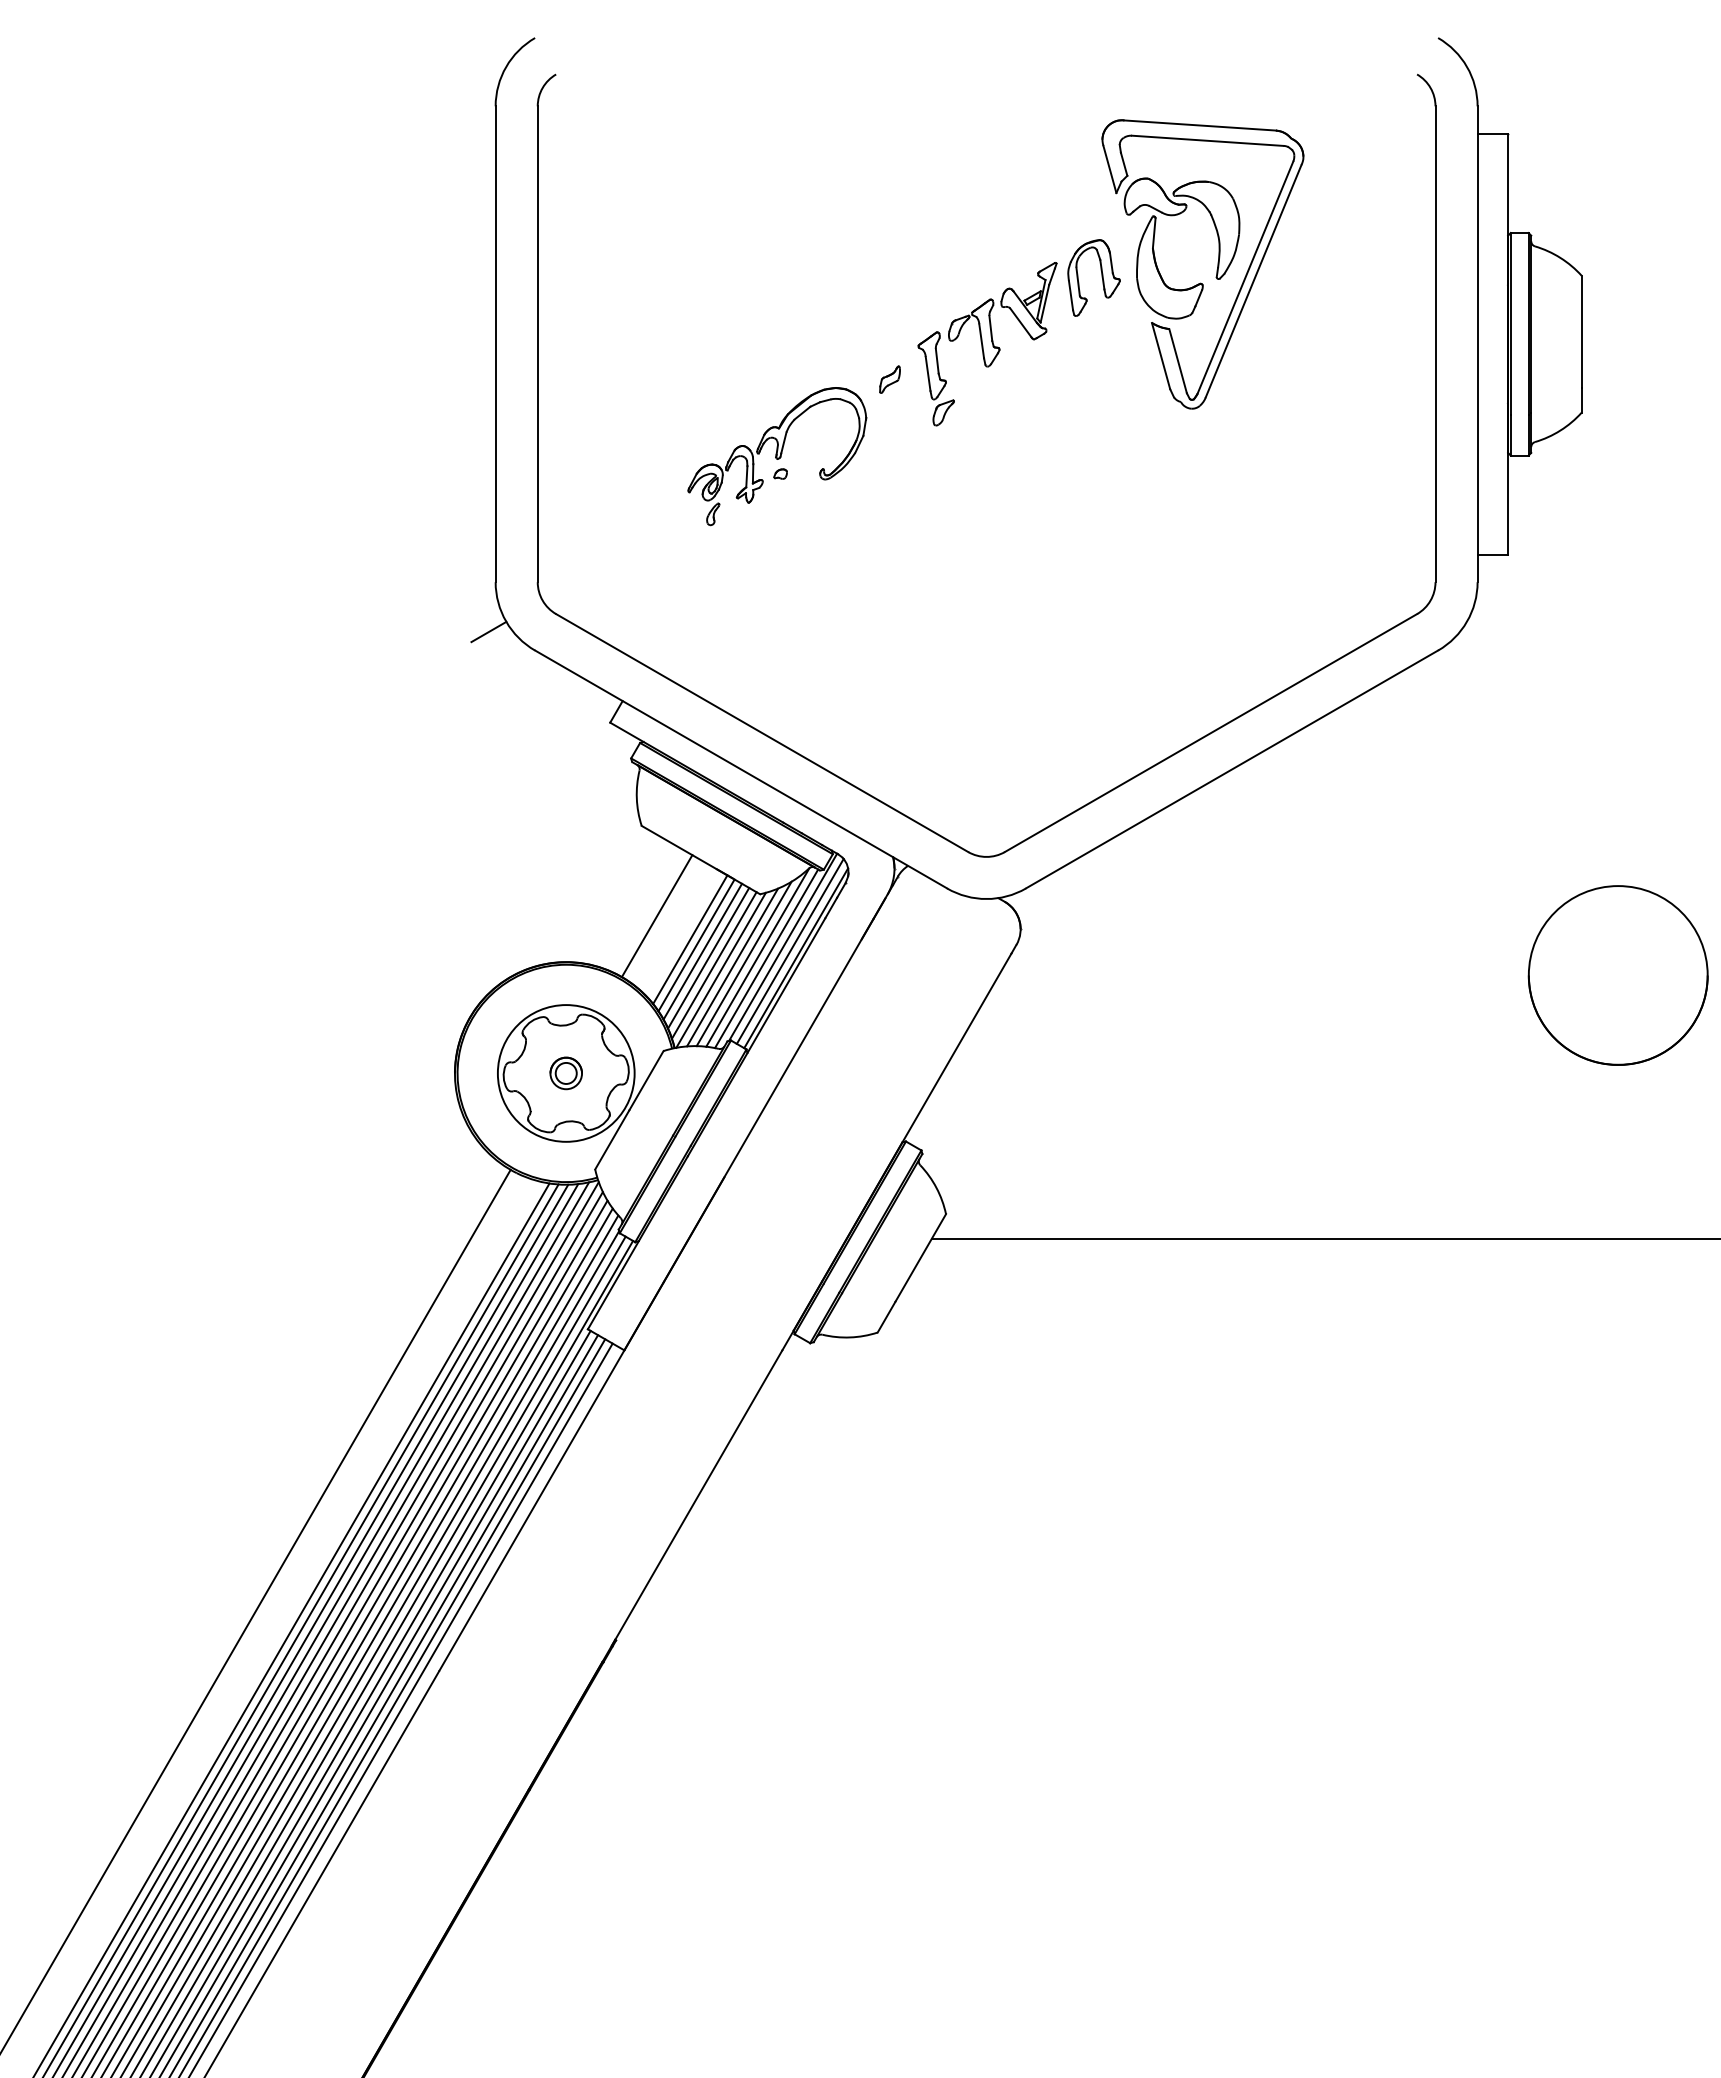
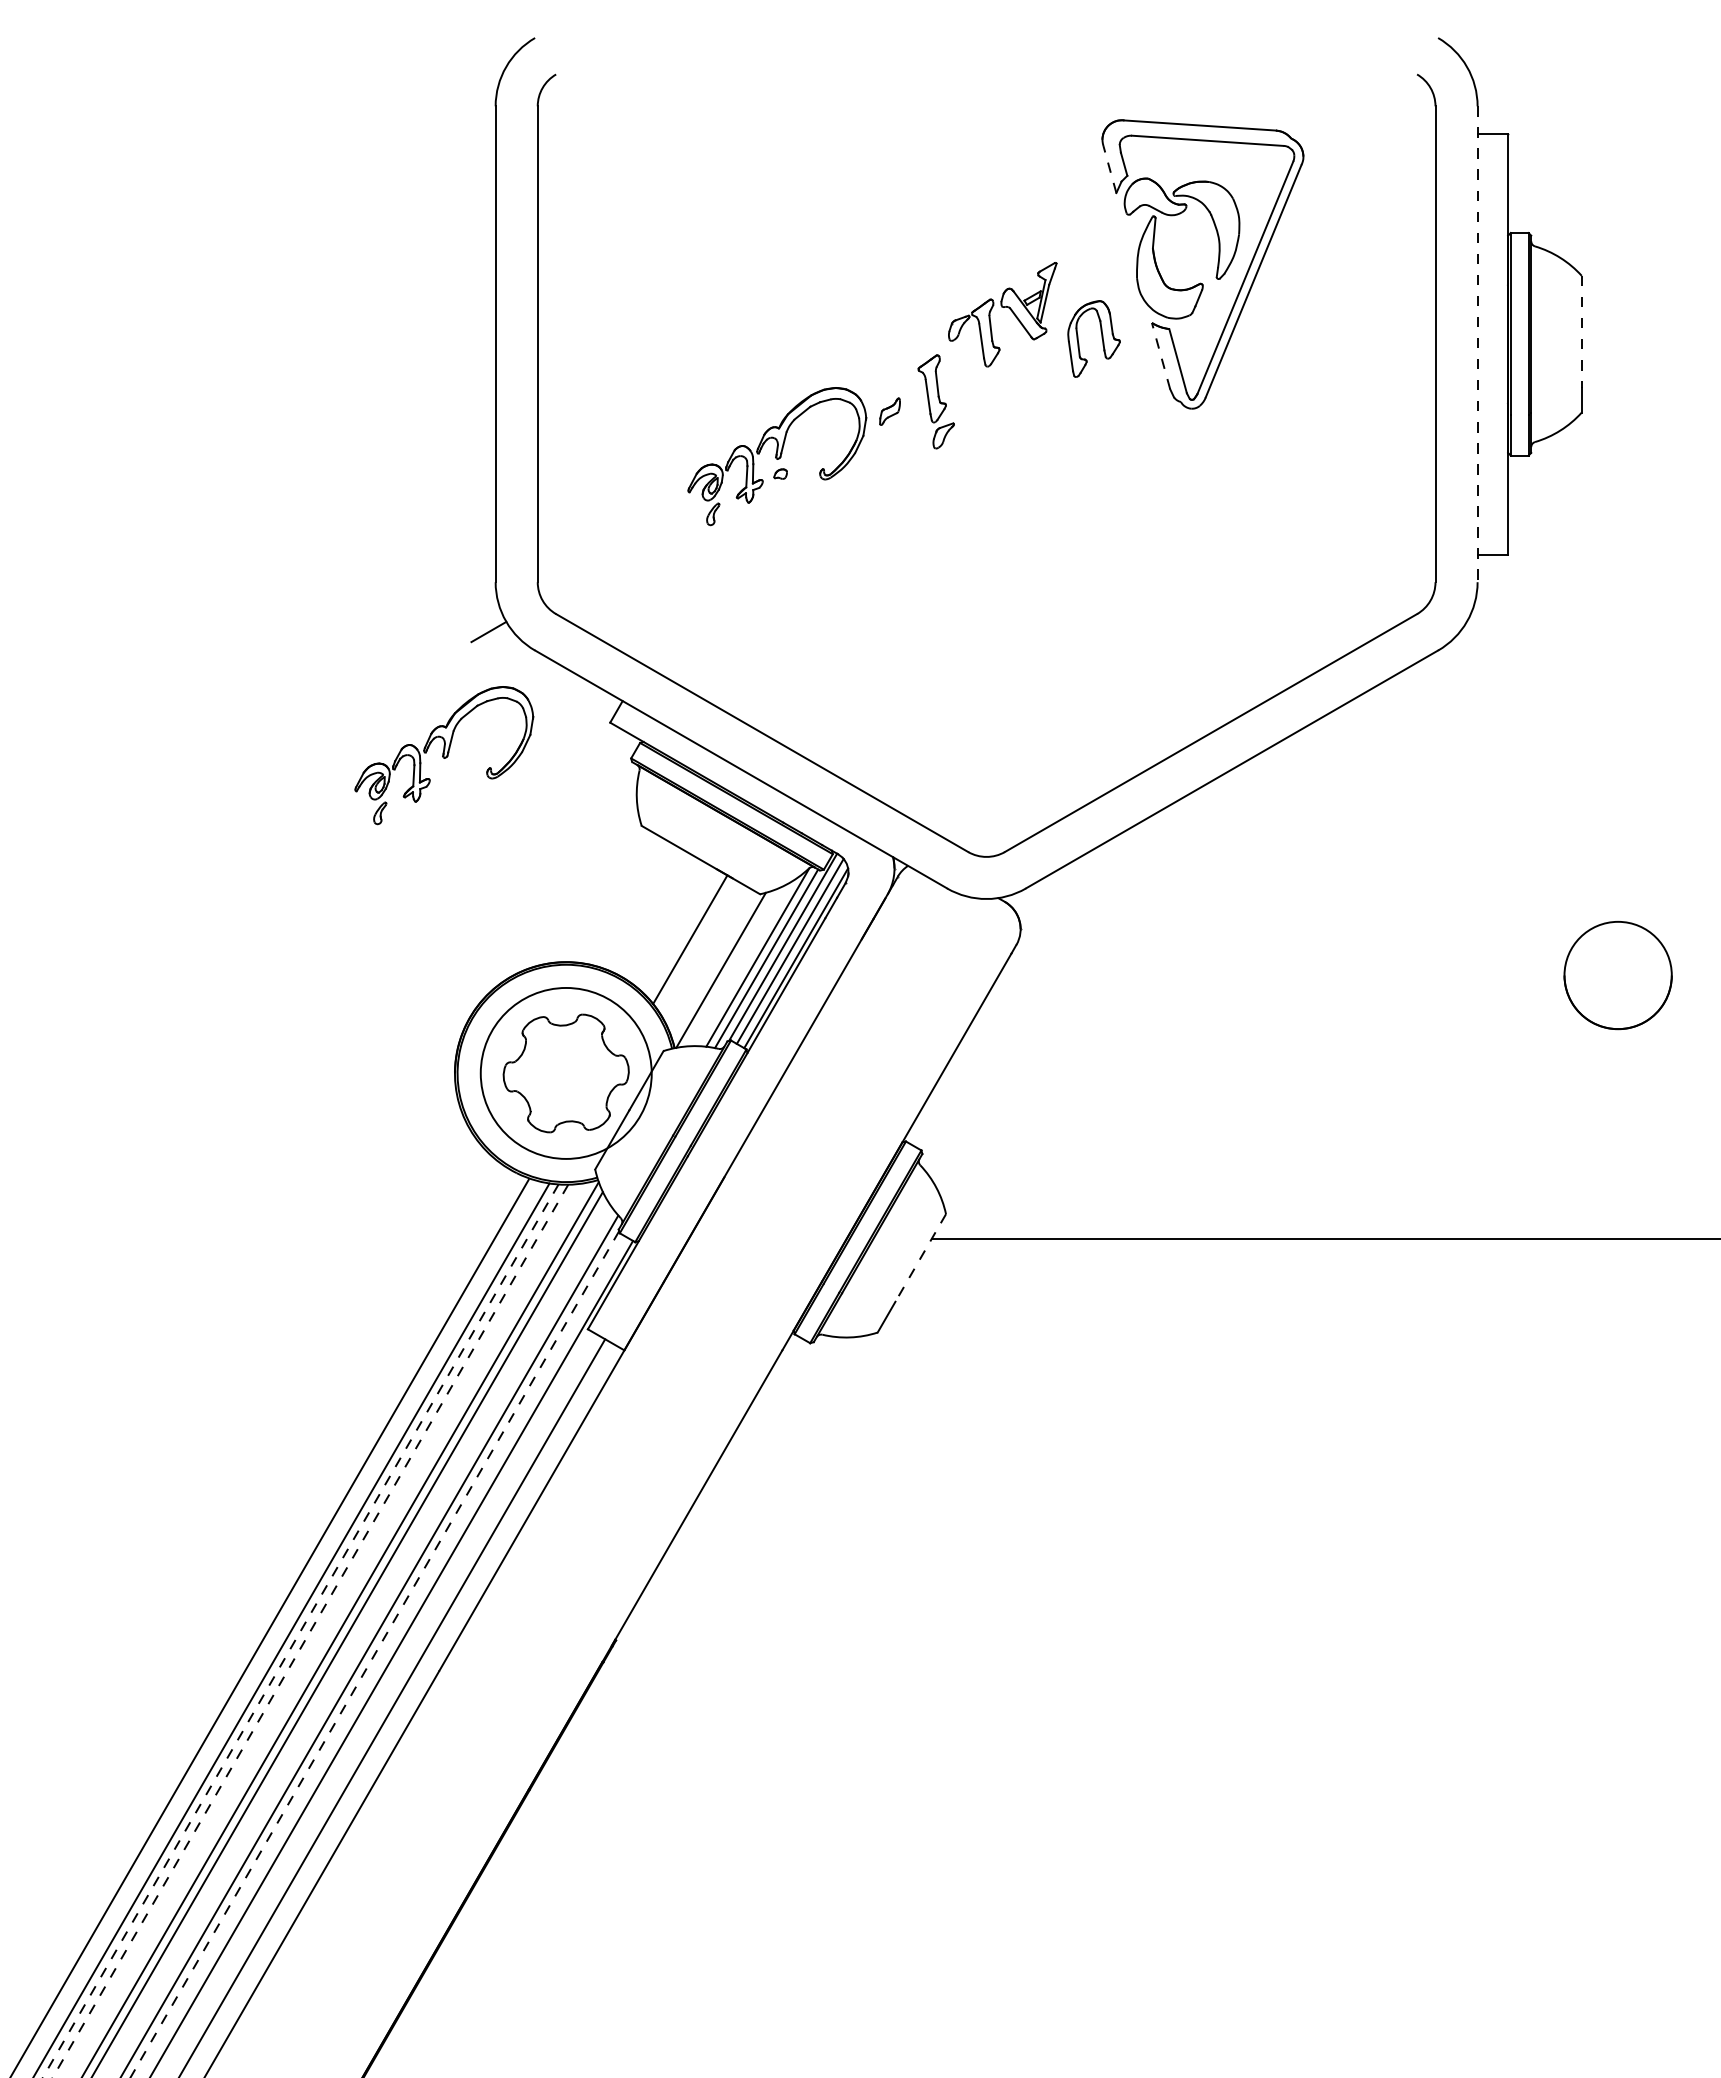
line: solid -> dashed (1109, 169)
part position: (1101, 277) -> (1101, 338) (1101, 338)
line: solid -> dashed (1581, 331)
line: solid -> dashed (1477, 344)
line: solid -> dashed (1160, 355)
part position: (935, 378) -> (935, 401) (935, 401)
part position: (889, 379) -> (889, 411) (889, 411)
part: none -> present (444, 755)
line: present -> none (656, 916)
line: present -> none (696, 945)
line: present -> none (702, 951)
line: present -> none (708, 957)
line: present -> none (743, 963)
line: present -> none (713, 965)
line: present -> none (732, 967)
part size: 182x181 px -> 110x110 px (1617, 975)
circle diameter: 137 px -> 171 px (565, 1072)
part: present -> none (565, 1073)
line: solid -> dashed (920, 1257)
line position: (256, 1609) -> (270, 1626) (270, 1626)
line: present -> none (331, 1628)
line: present -> none (321, 1629)
line: solid -> dashed (300, 1631)
line: solid -> dashed (310, 1631)
line: present -> none (354, 1637)
line: present -> none (362, 1641)
line: solid -> dashed (374, 1654)
line: present -> none (383, 1655)
line: present -> none (375, 1702)
line: present -> none (384, 1704)
line: present -> none (401, 1708)
